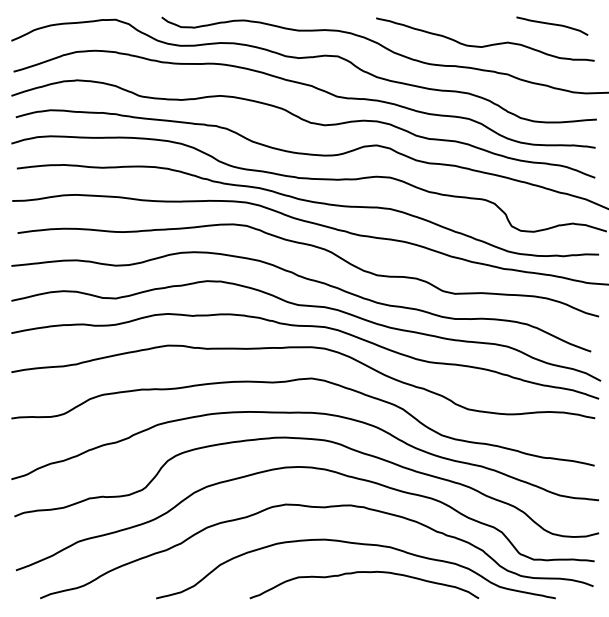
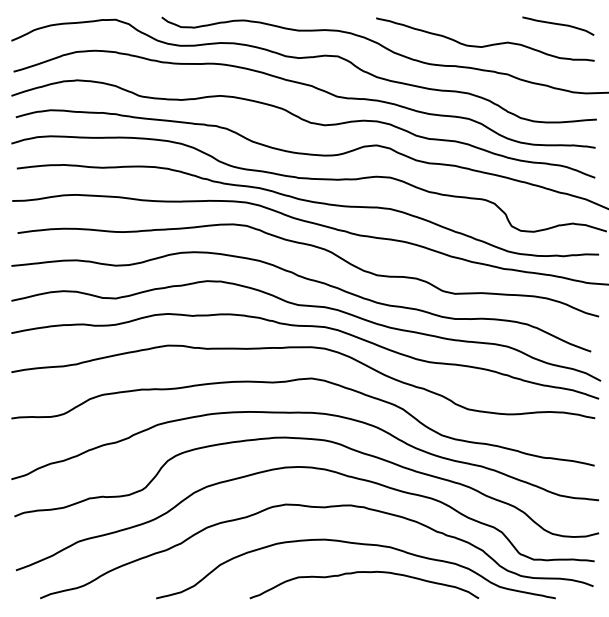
curve position: (552, 25) -> (558, 25) (558, 25)
